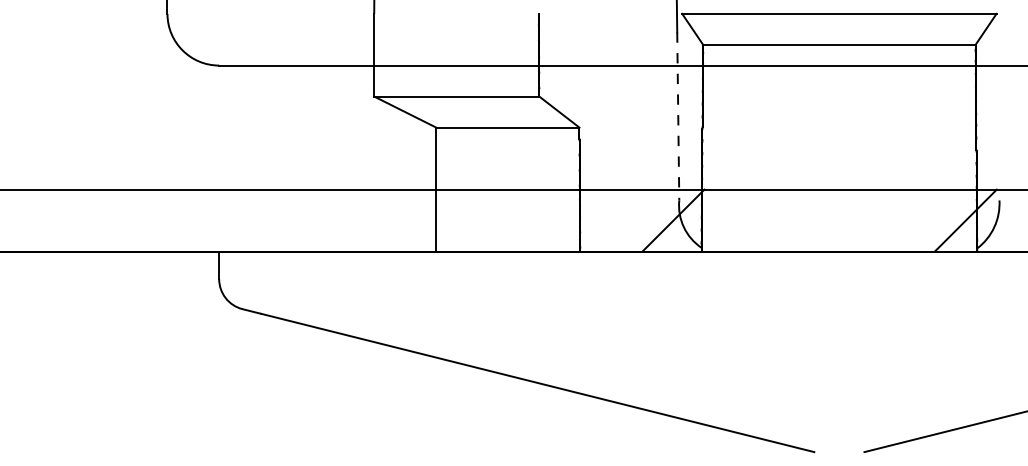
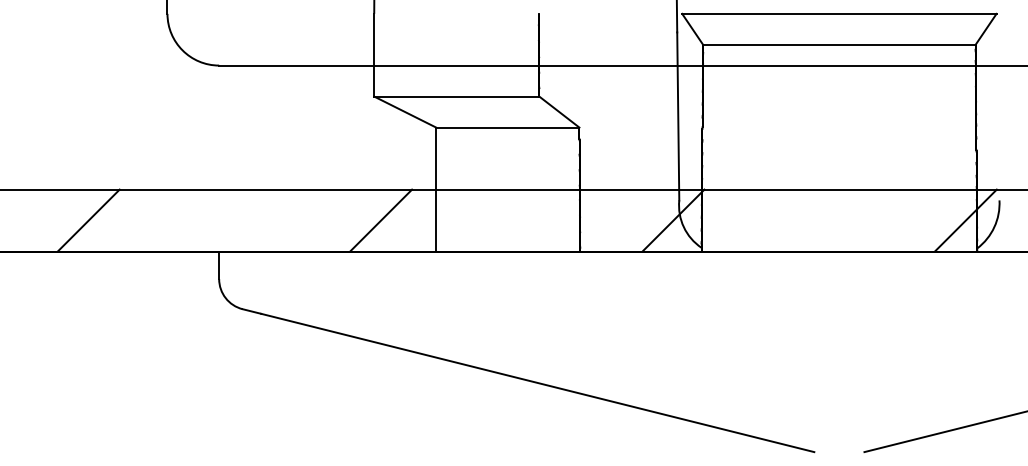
line: dashed -> solid (678, 116)
line: none -> present (88, 220)
line: none -> present (381, 220)
